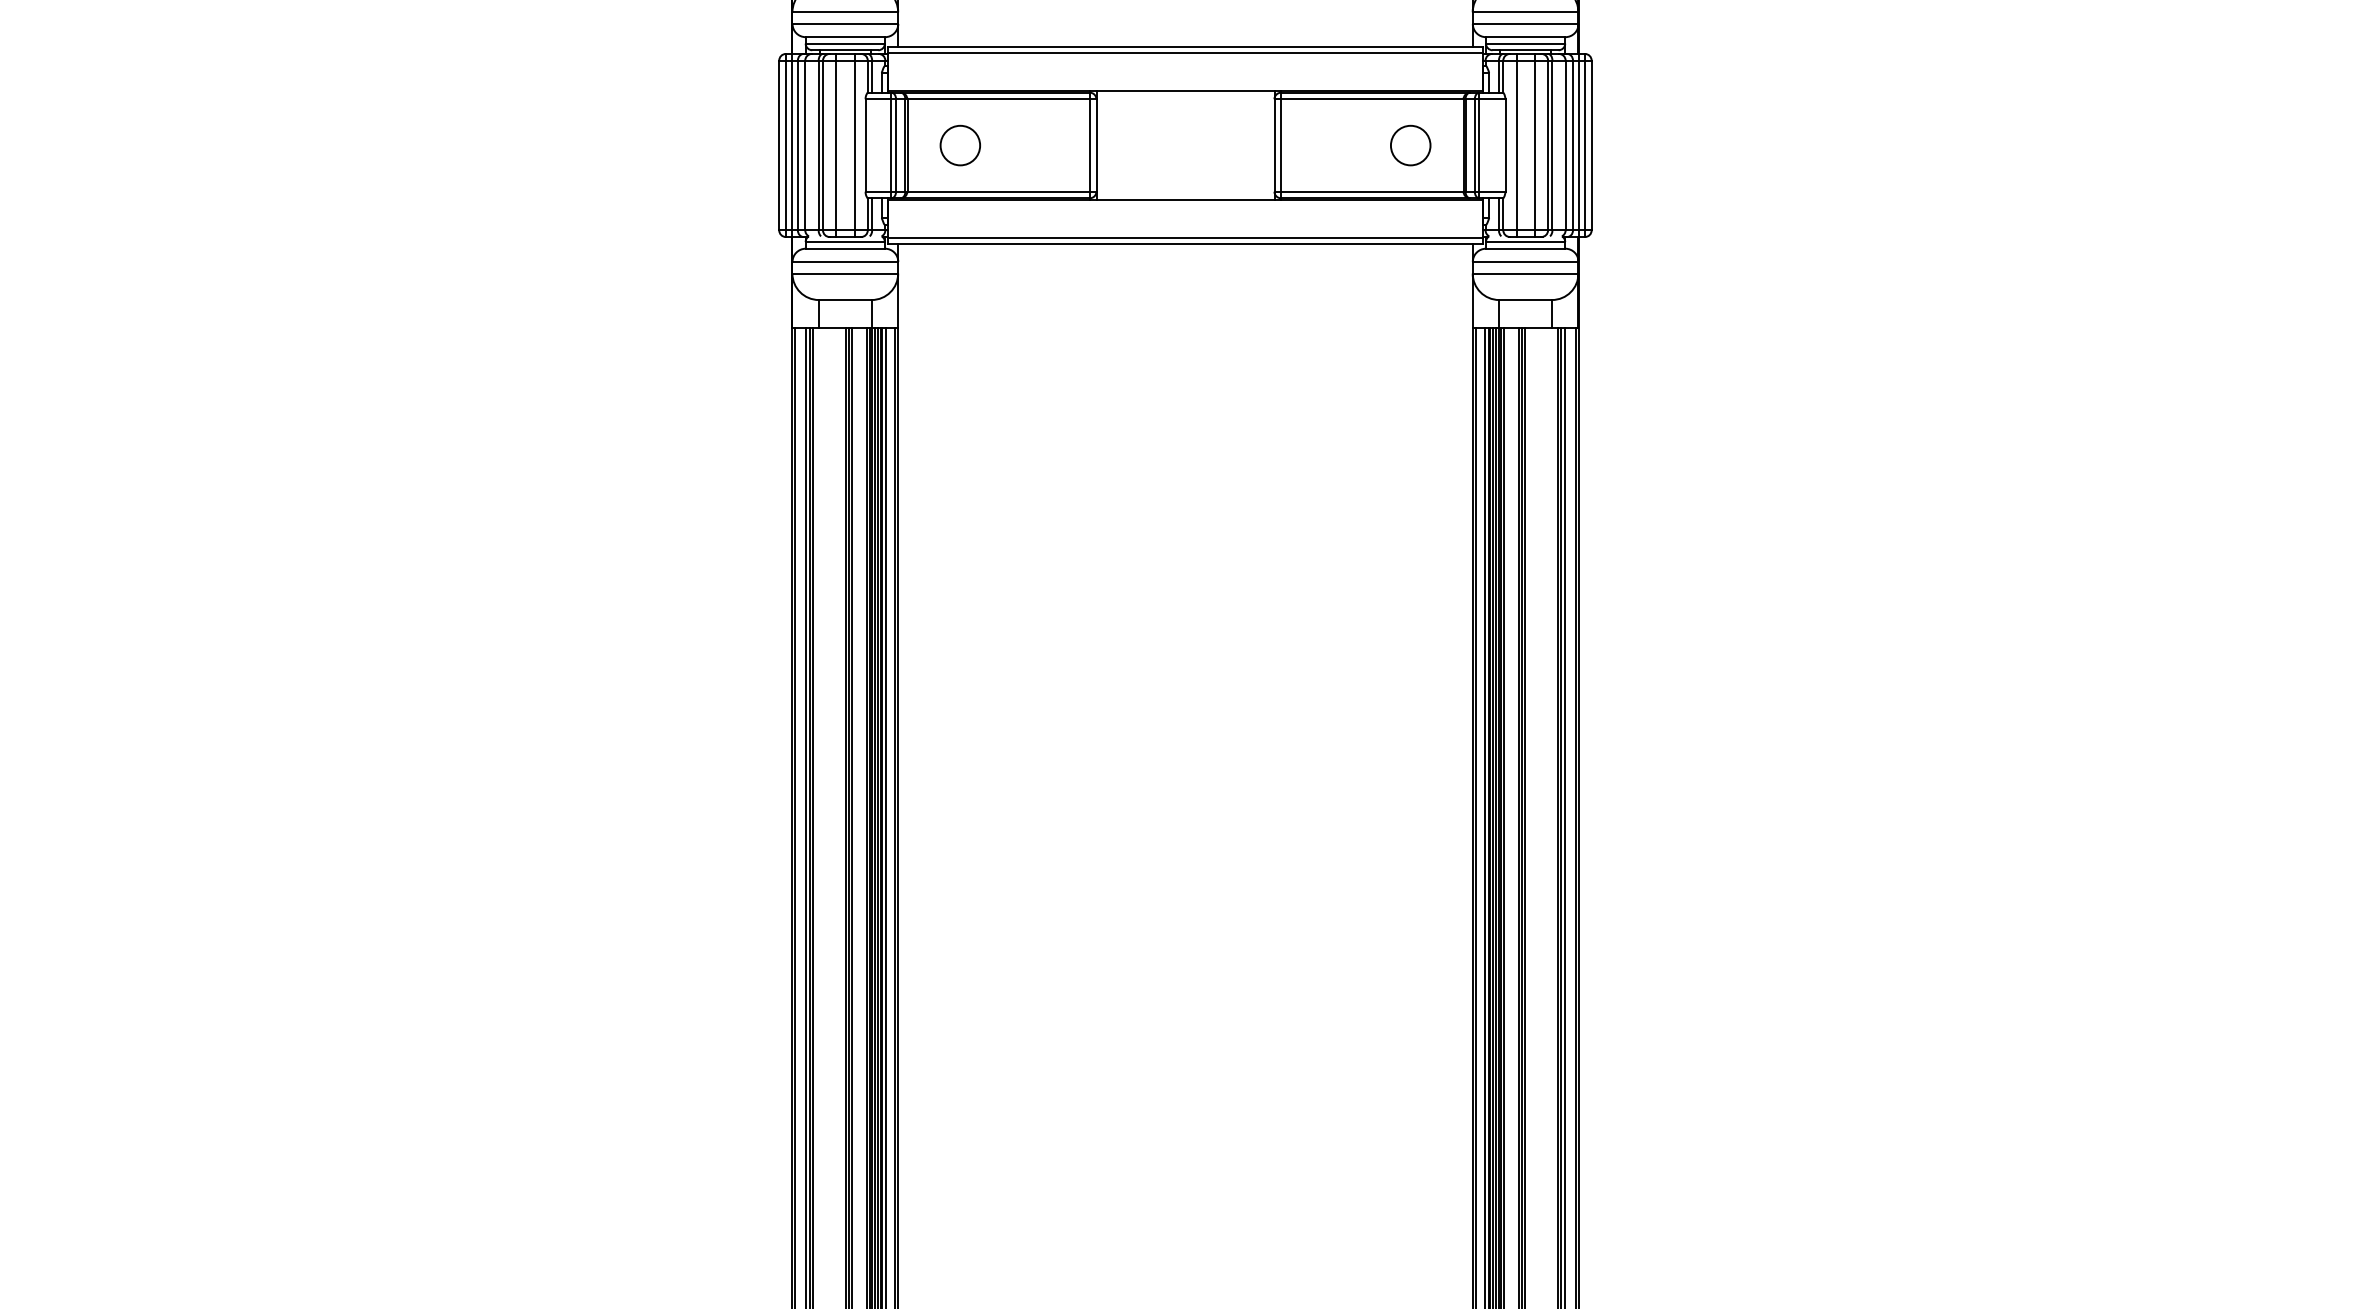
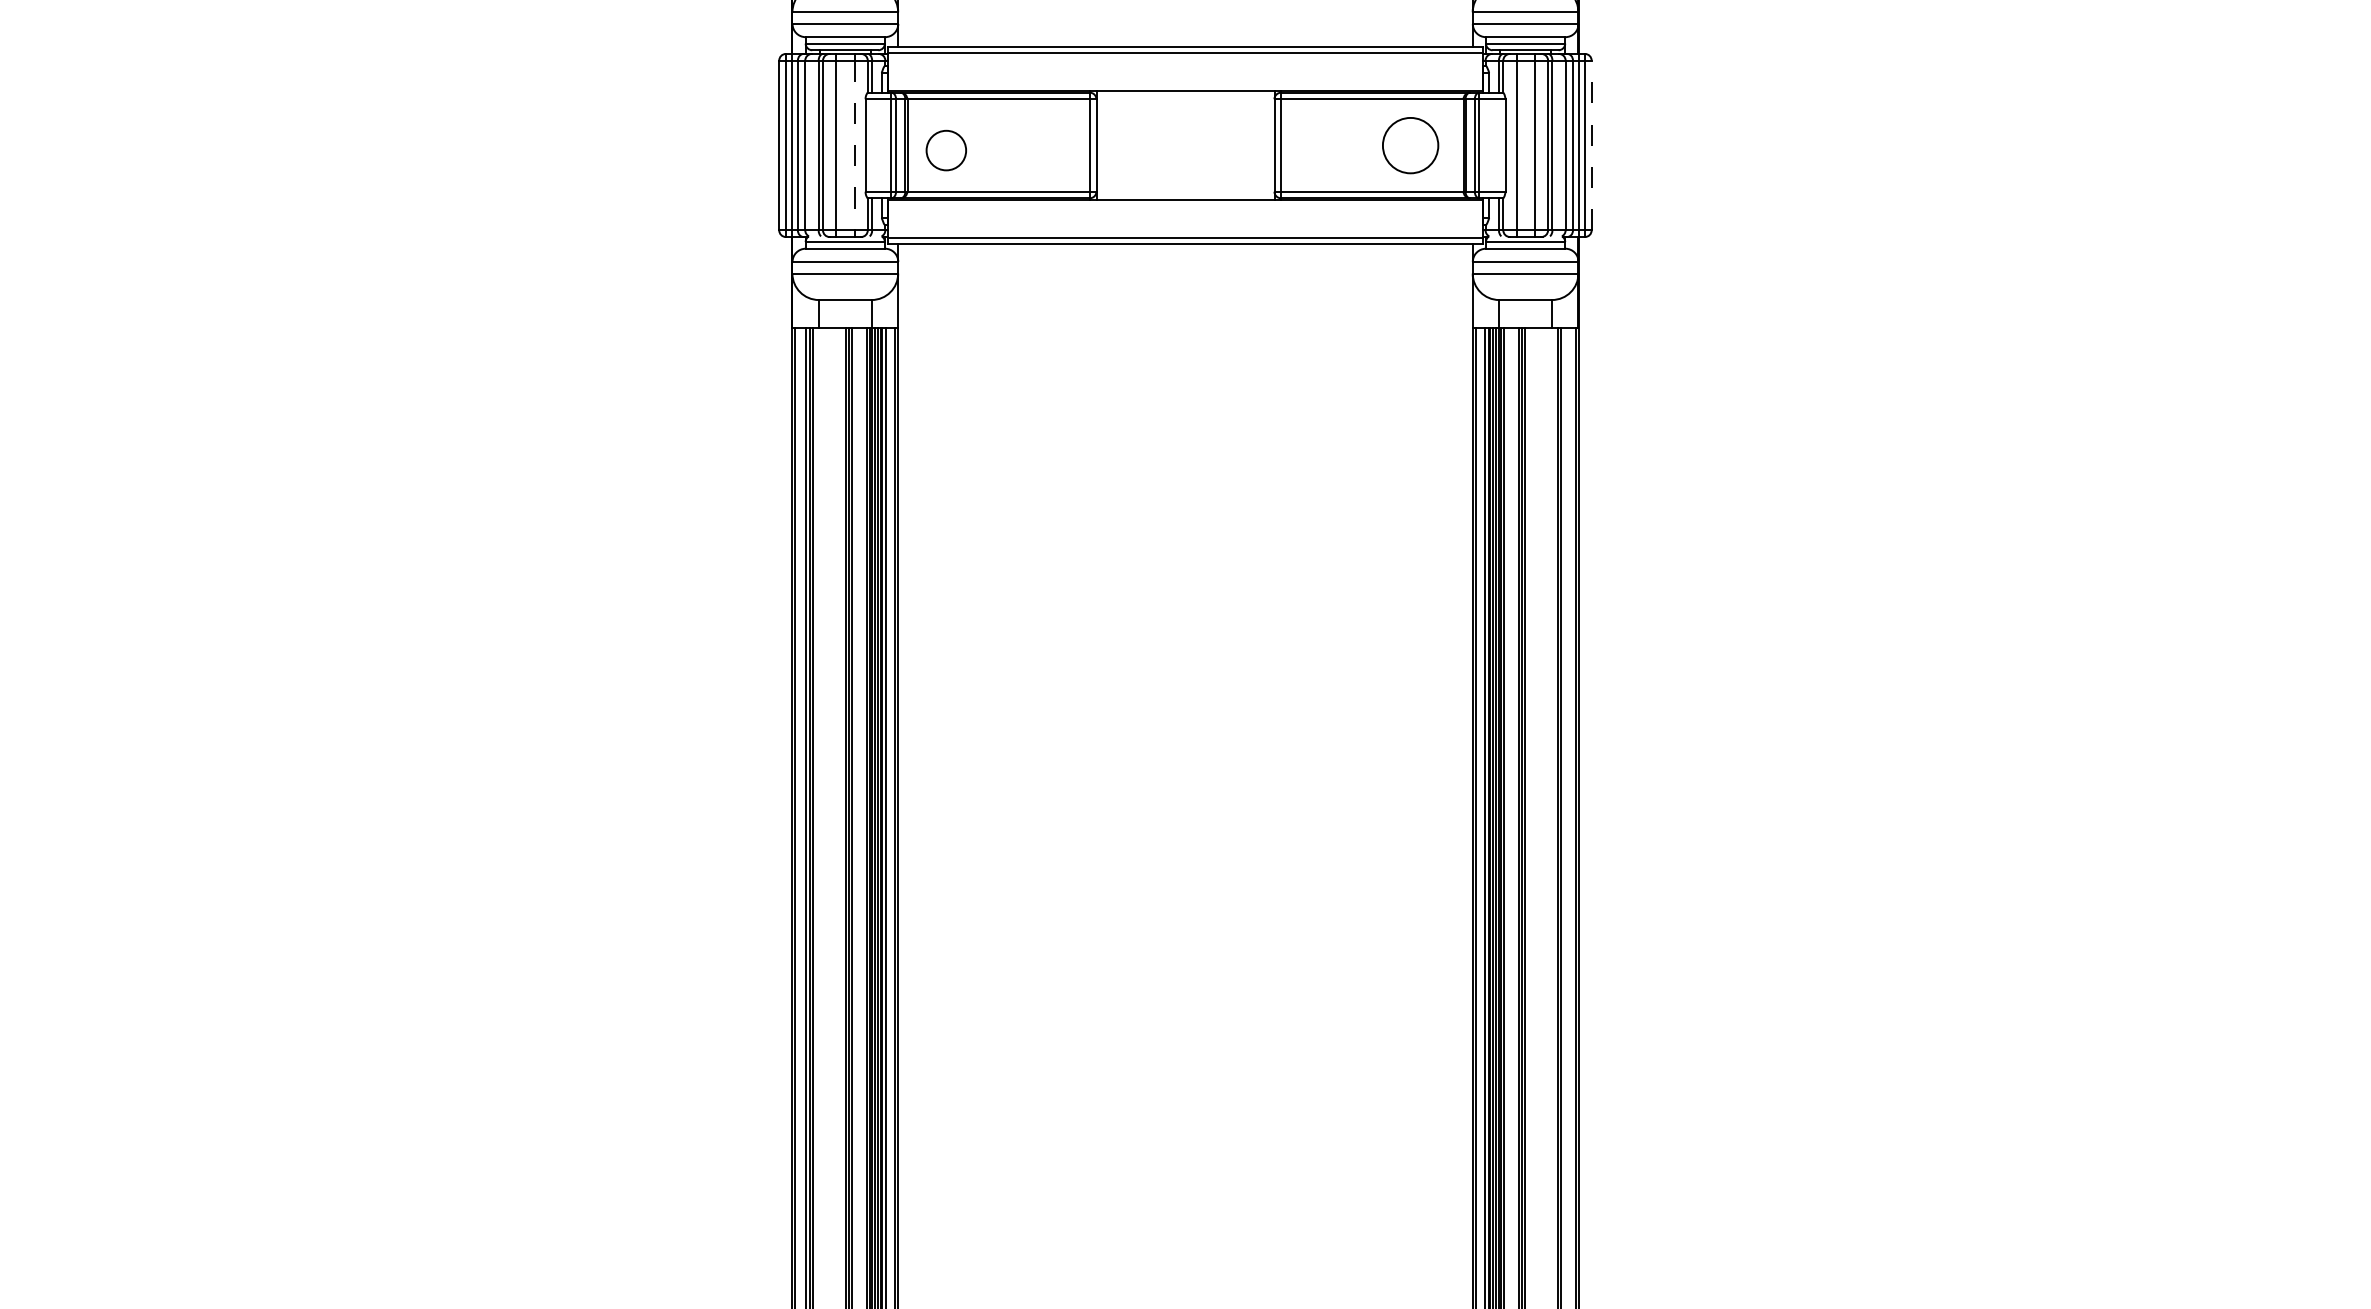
line: solid -> dashed (854, 145)
circle position: (959, 145) -> (945, 150) (945, 150)
circle size: 42x43 px -> 58x58 px (1410, 145)
line: solid -> dashed (1591, 145)
line: present -> none (1564, 816)
